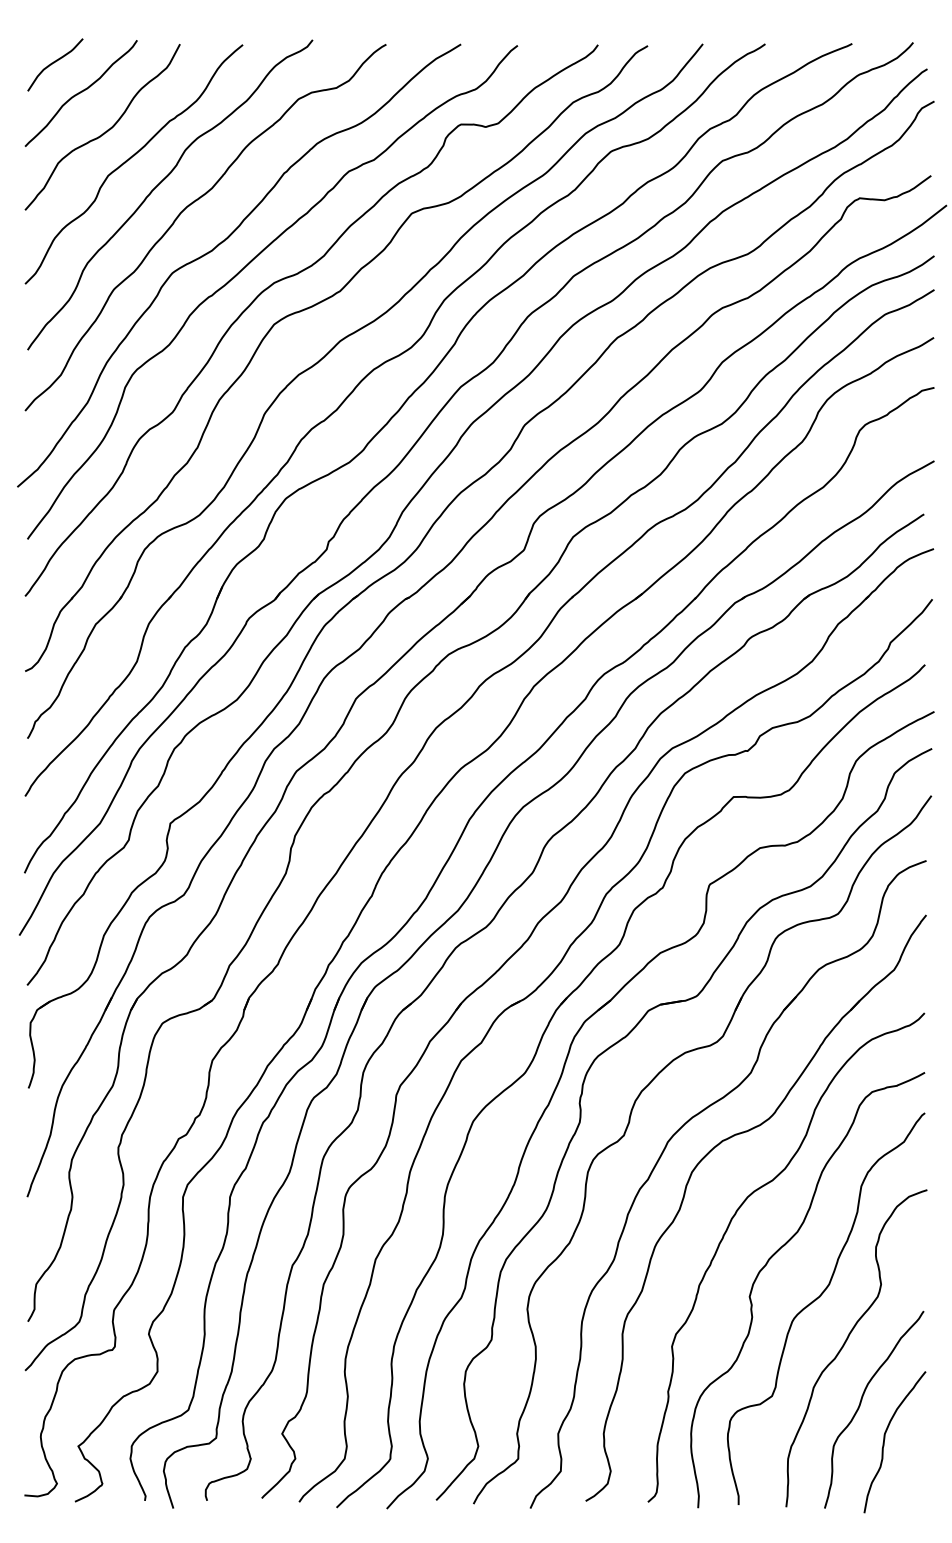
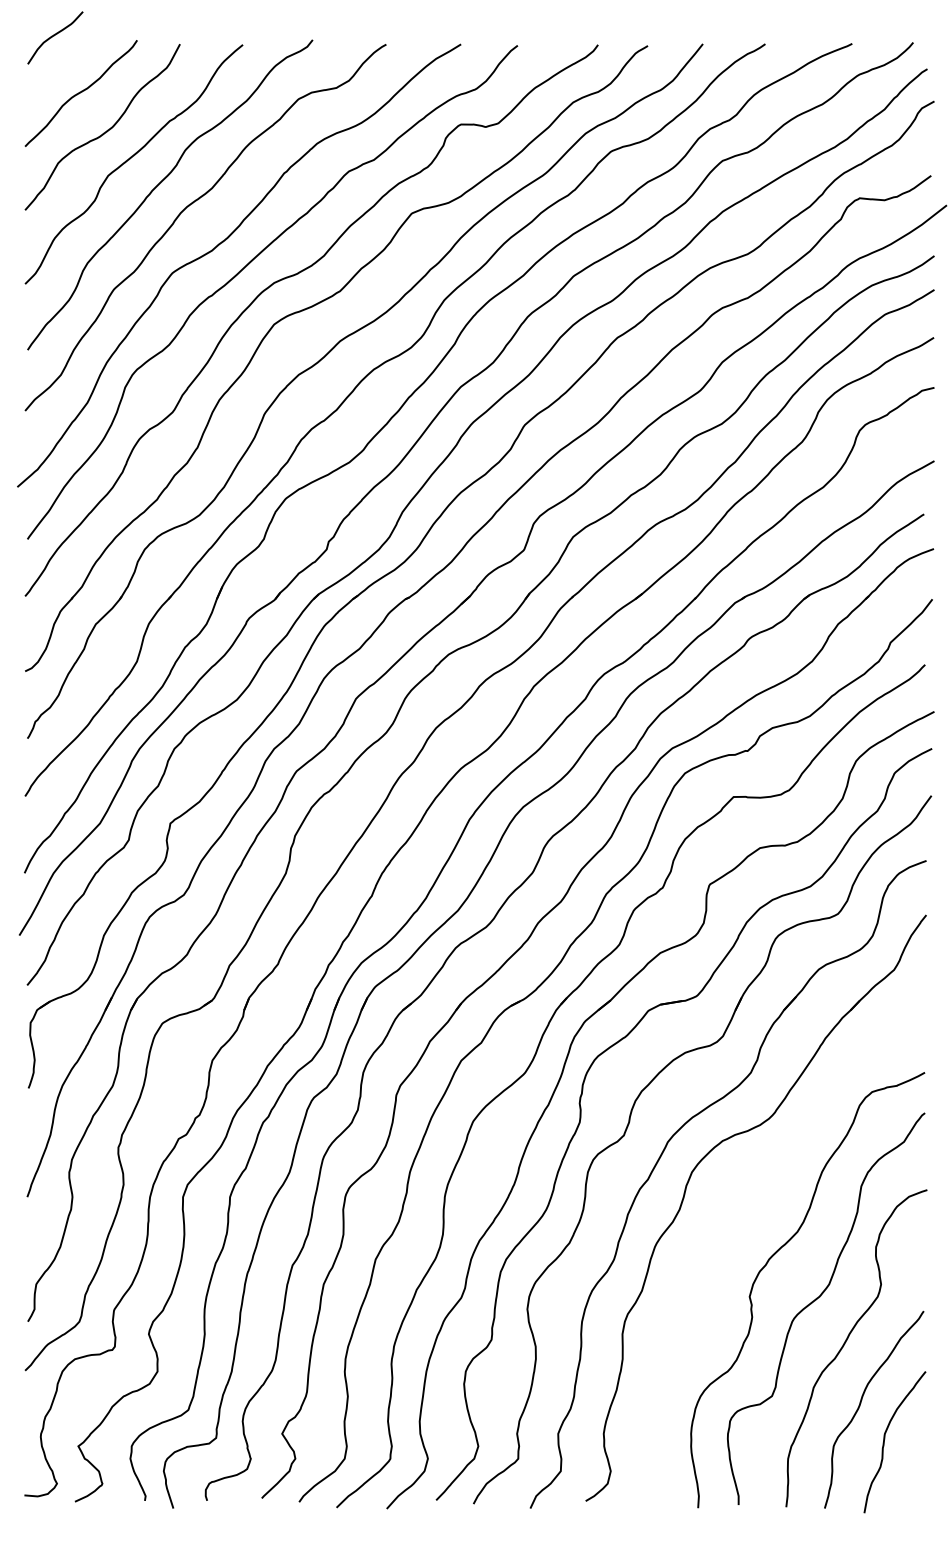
curve position: (54, 63) -> (54, 36) (54, 36)
curve: present -> none (727, 1231)
